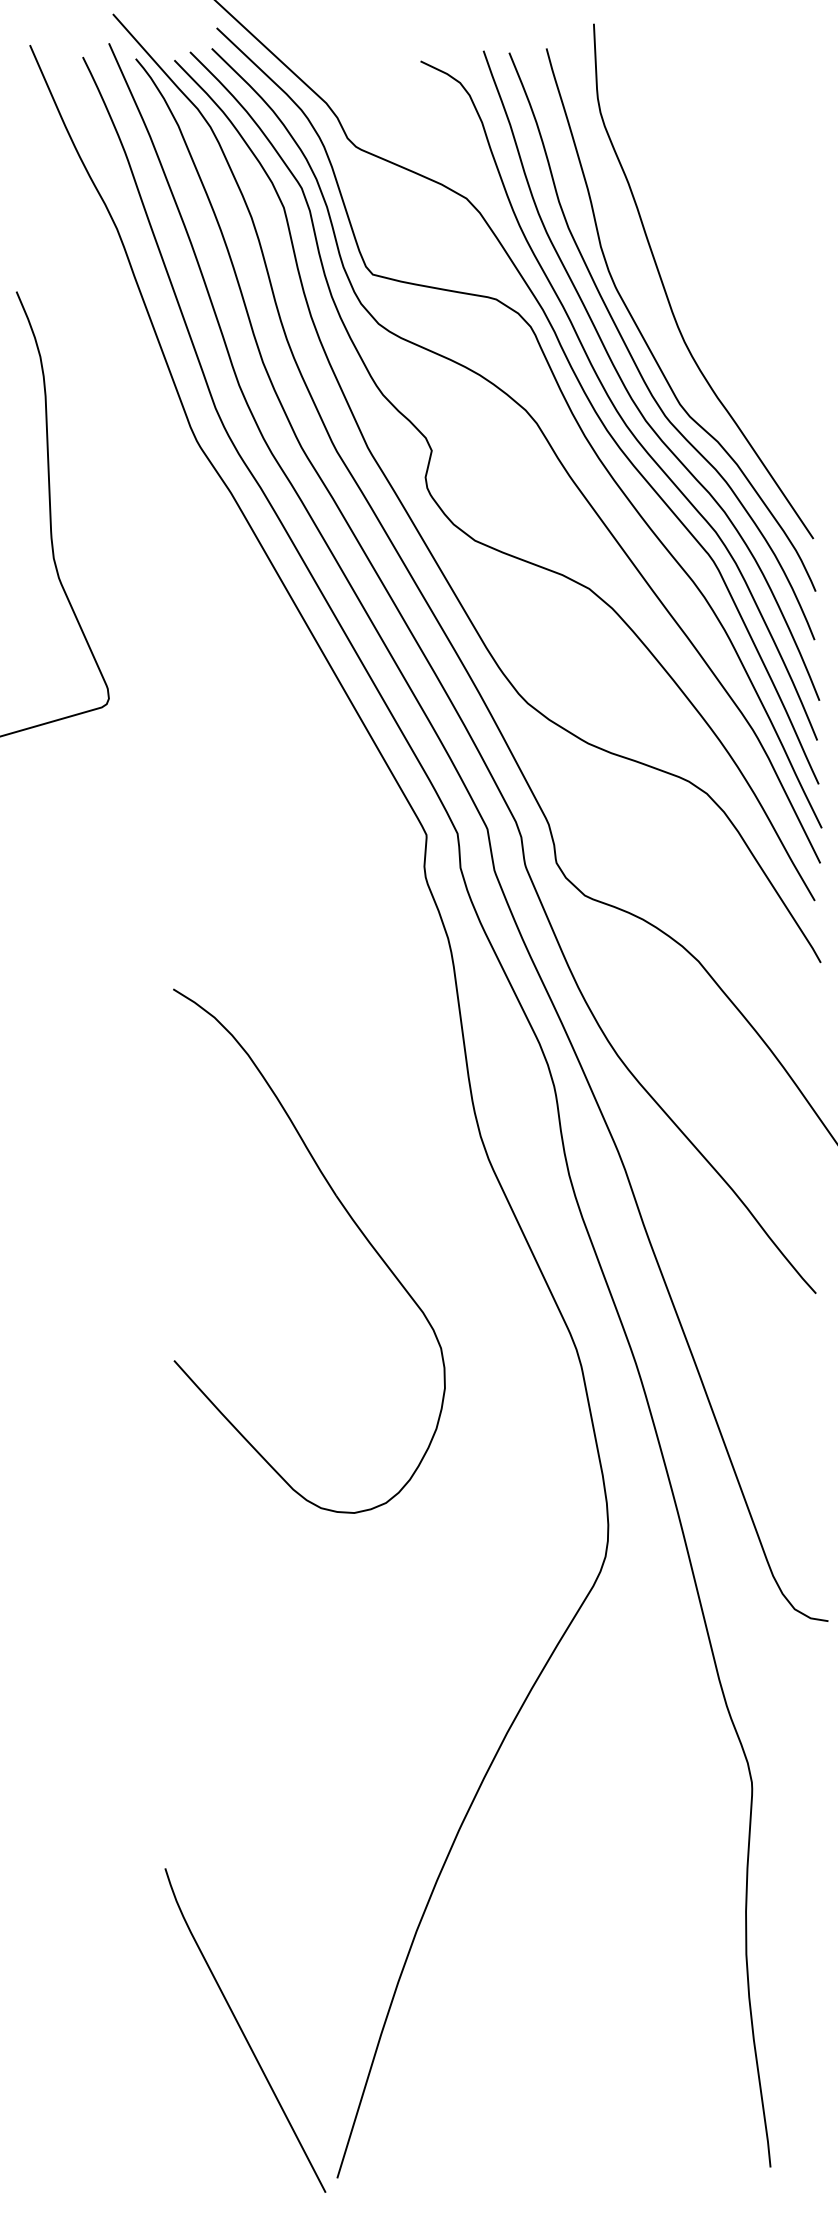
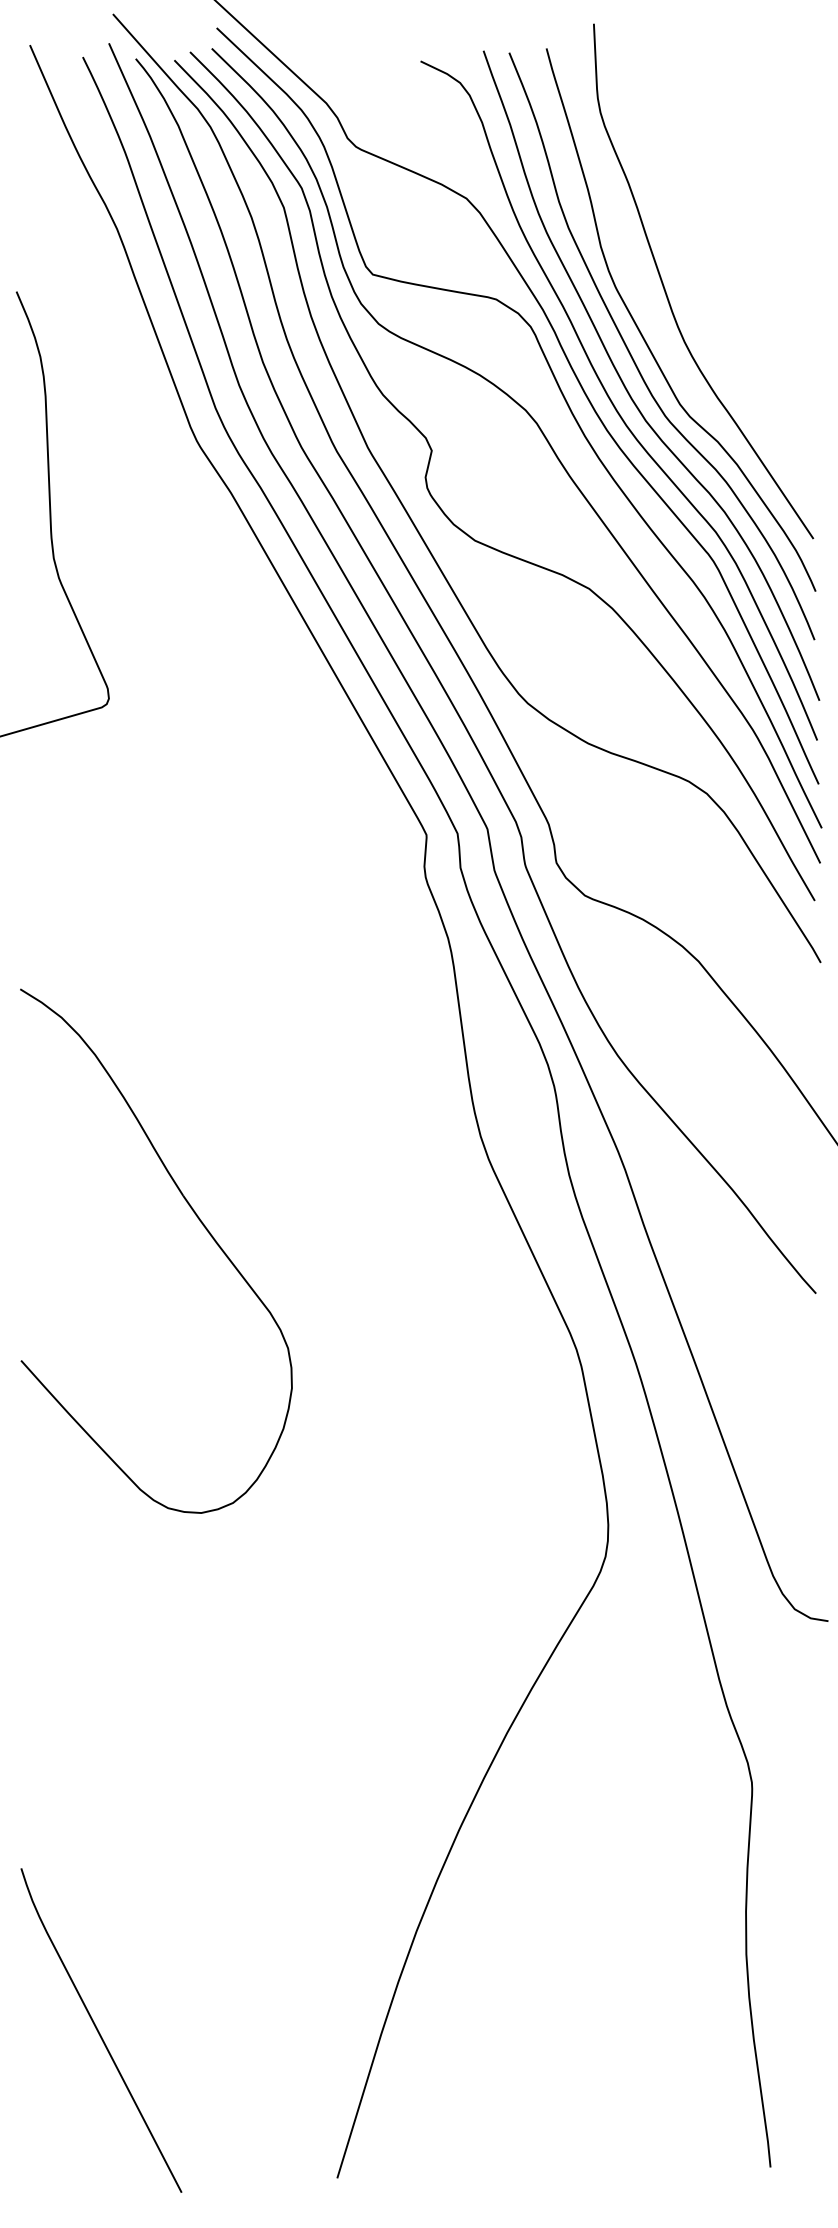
part position: (352, 1221) -> (199, 1221) (199, 1221)
curve position: (243, 2031) -> (99, 2031) (99, 2031)
